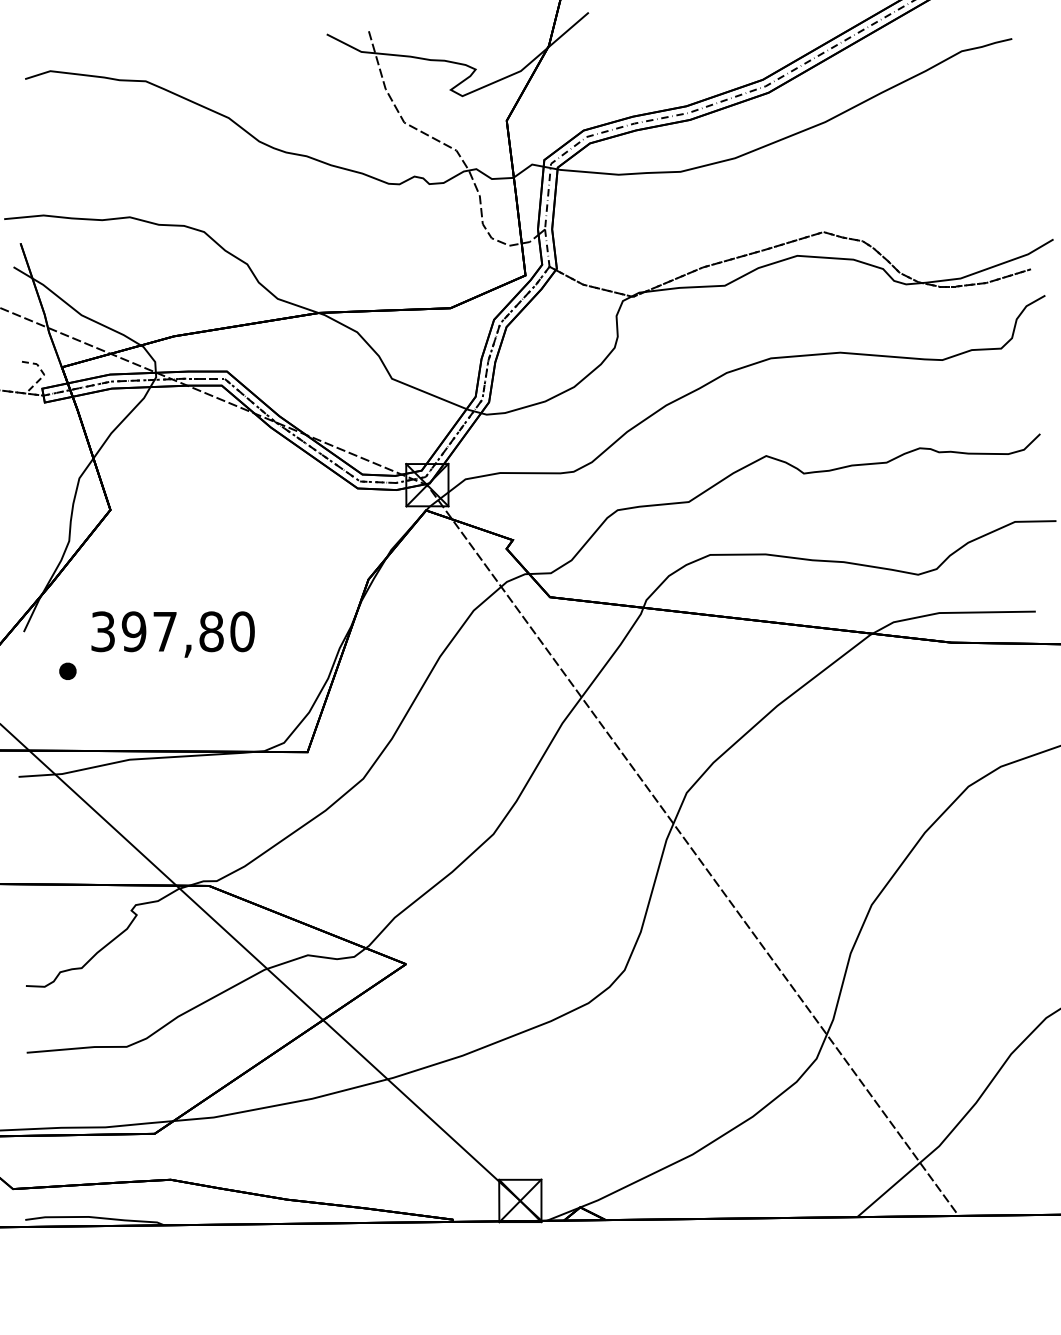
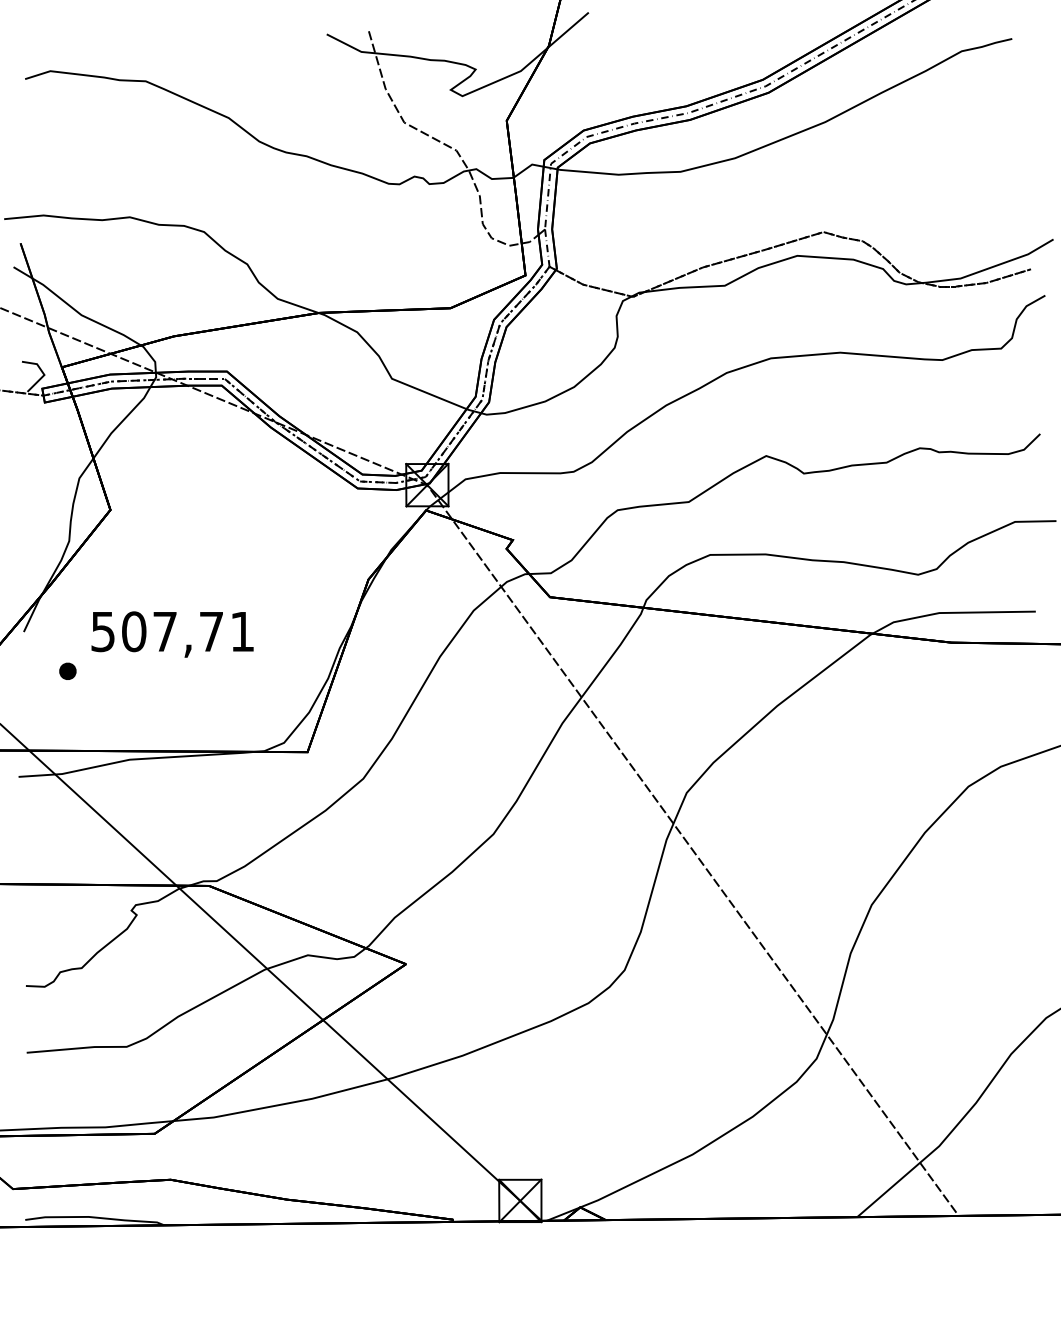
line: dashed -> solid (42, 372)
text: 397,80 -> 507,71 (173, 631)
